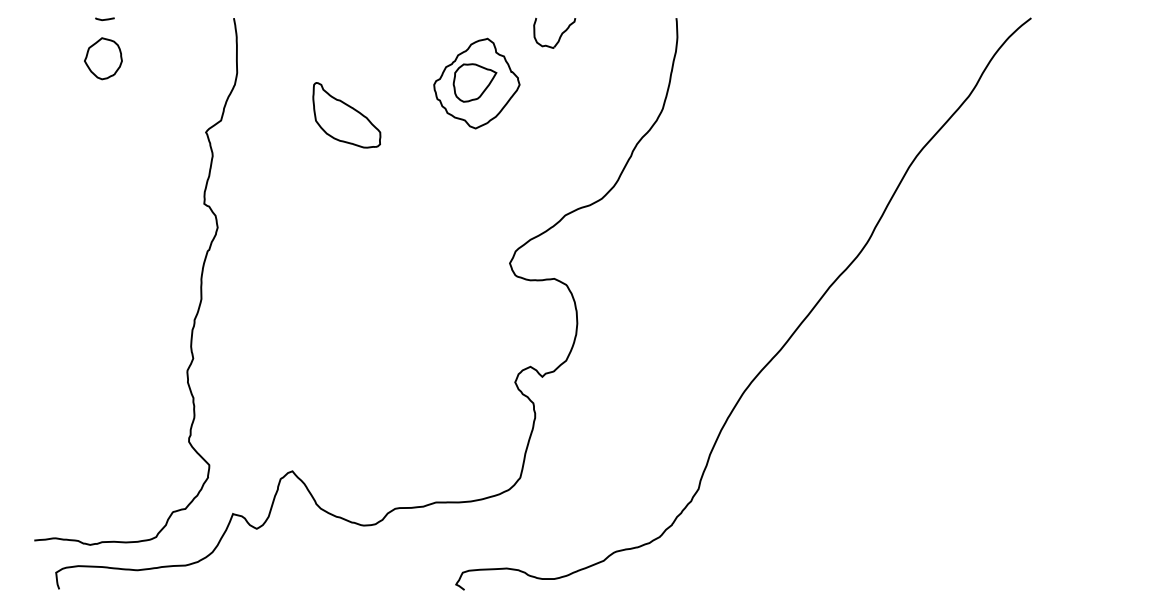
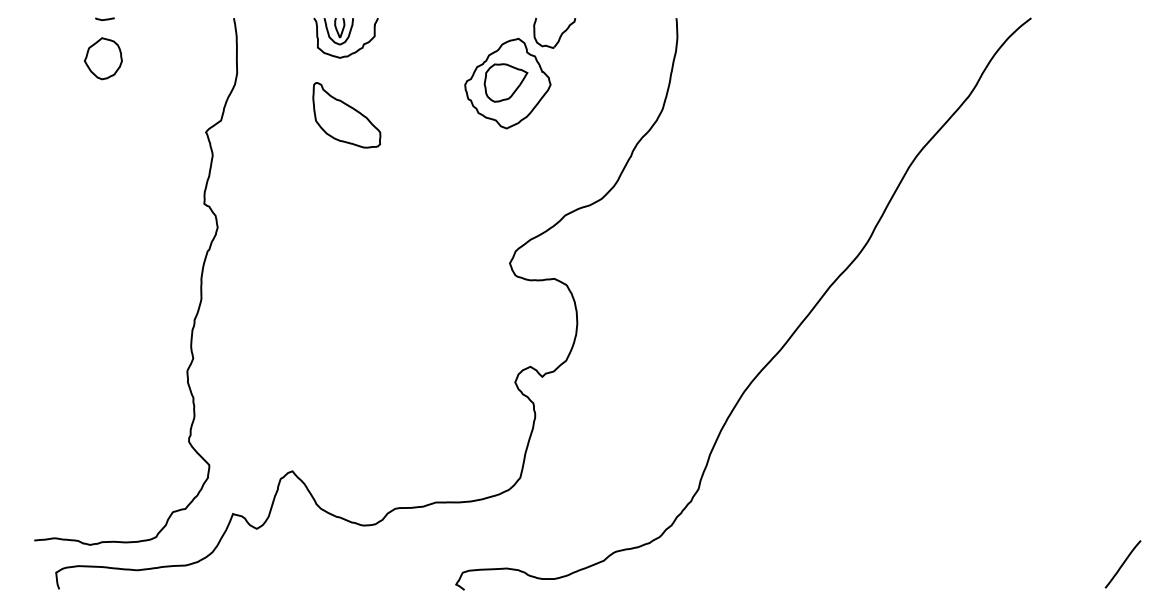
part: none -> present (345, 37)
part position: (476, 83) -> (507, 83) (507, 83)
line: none -> present (1122, 564)
